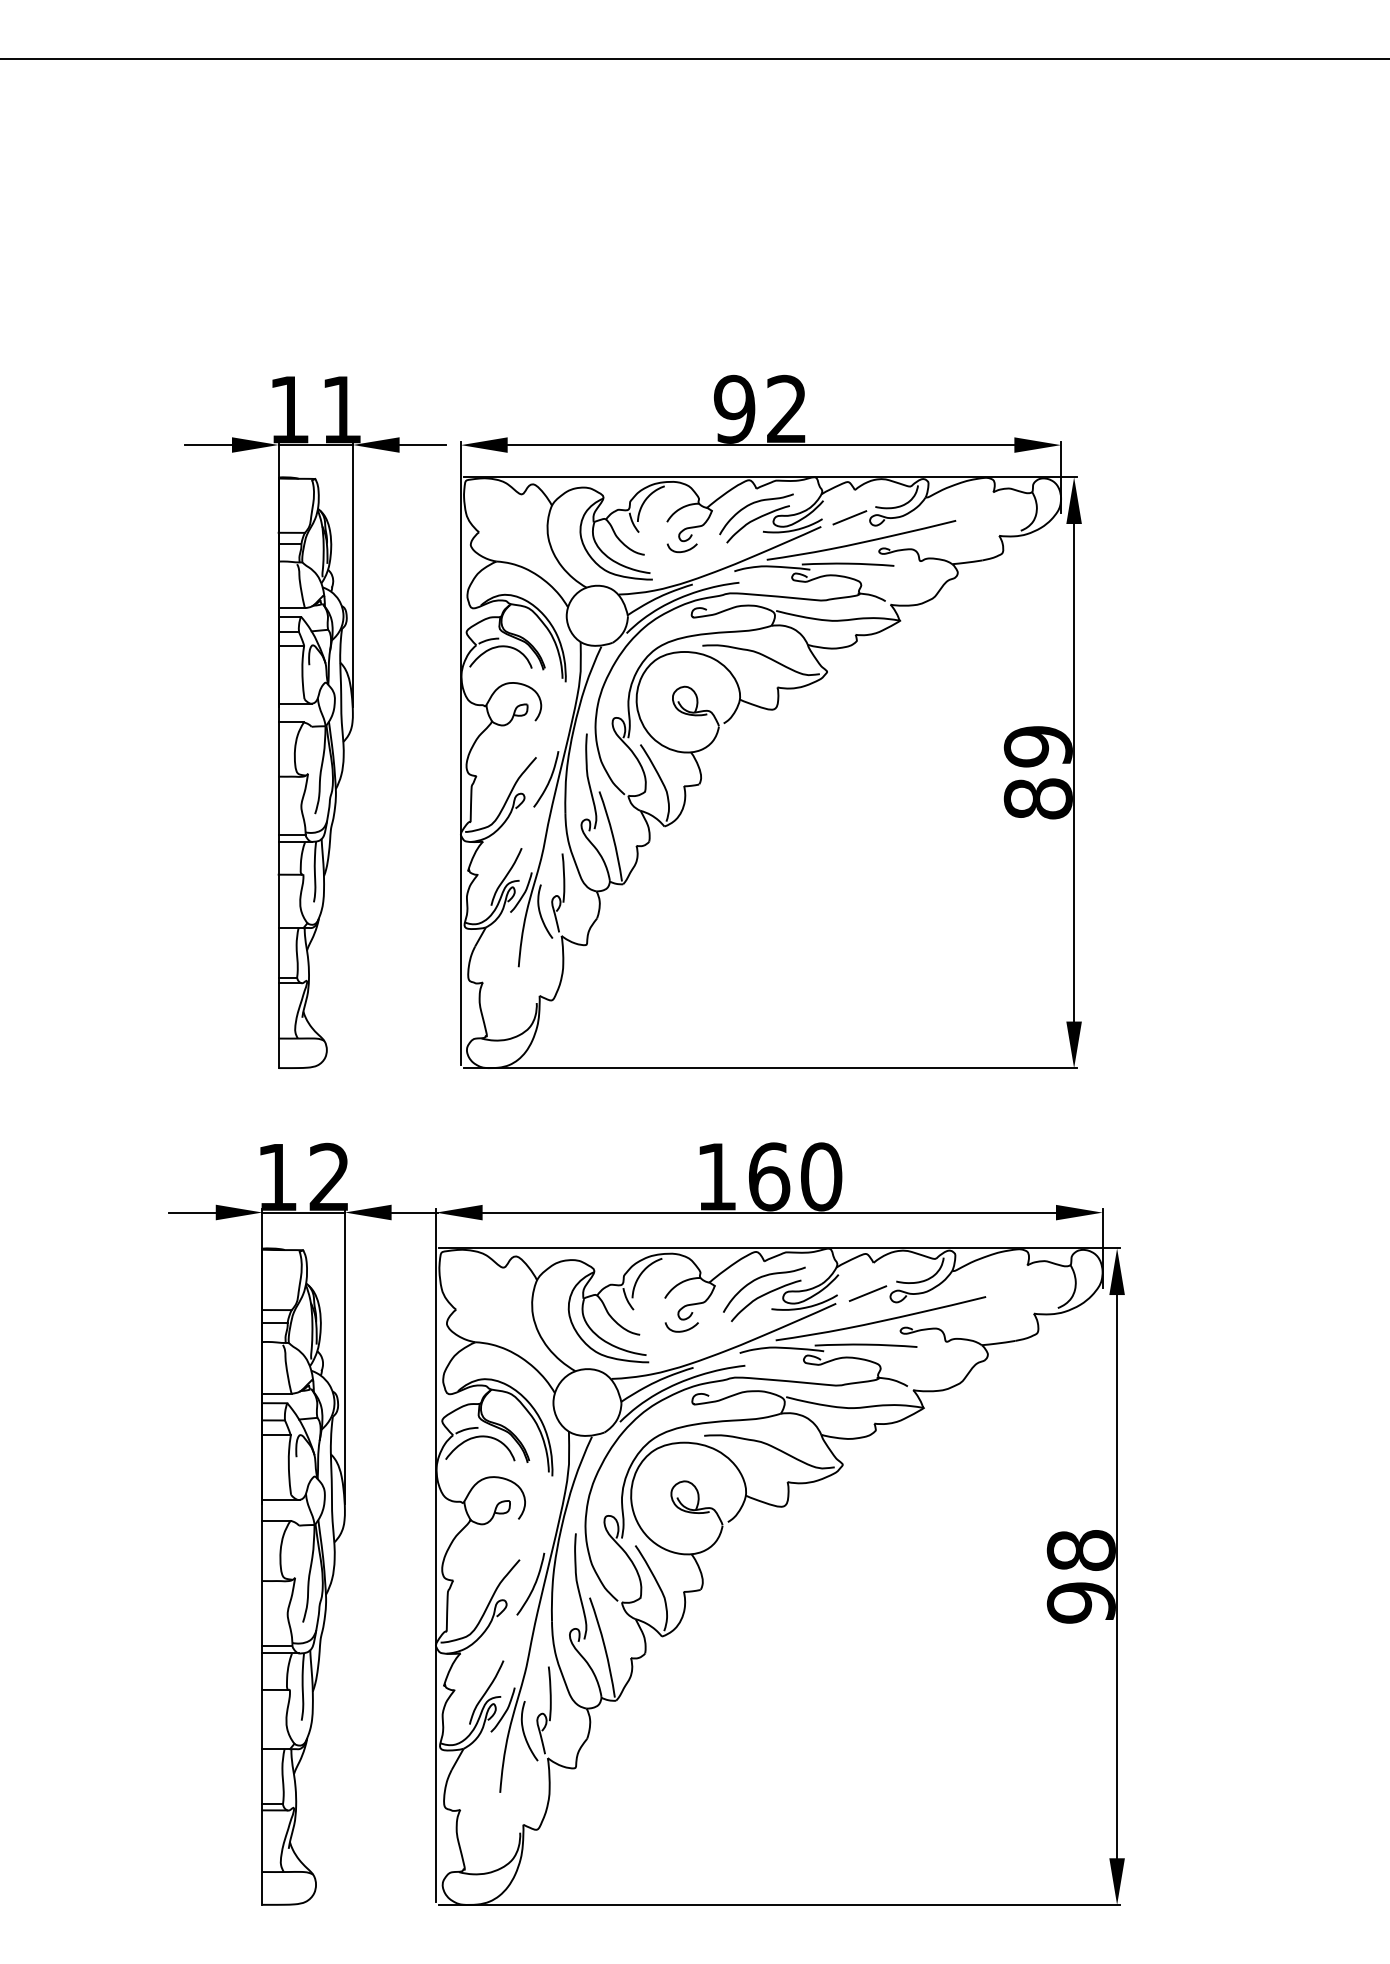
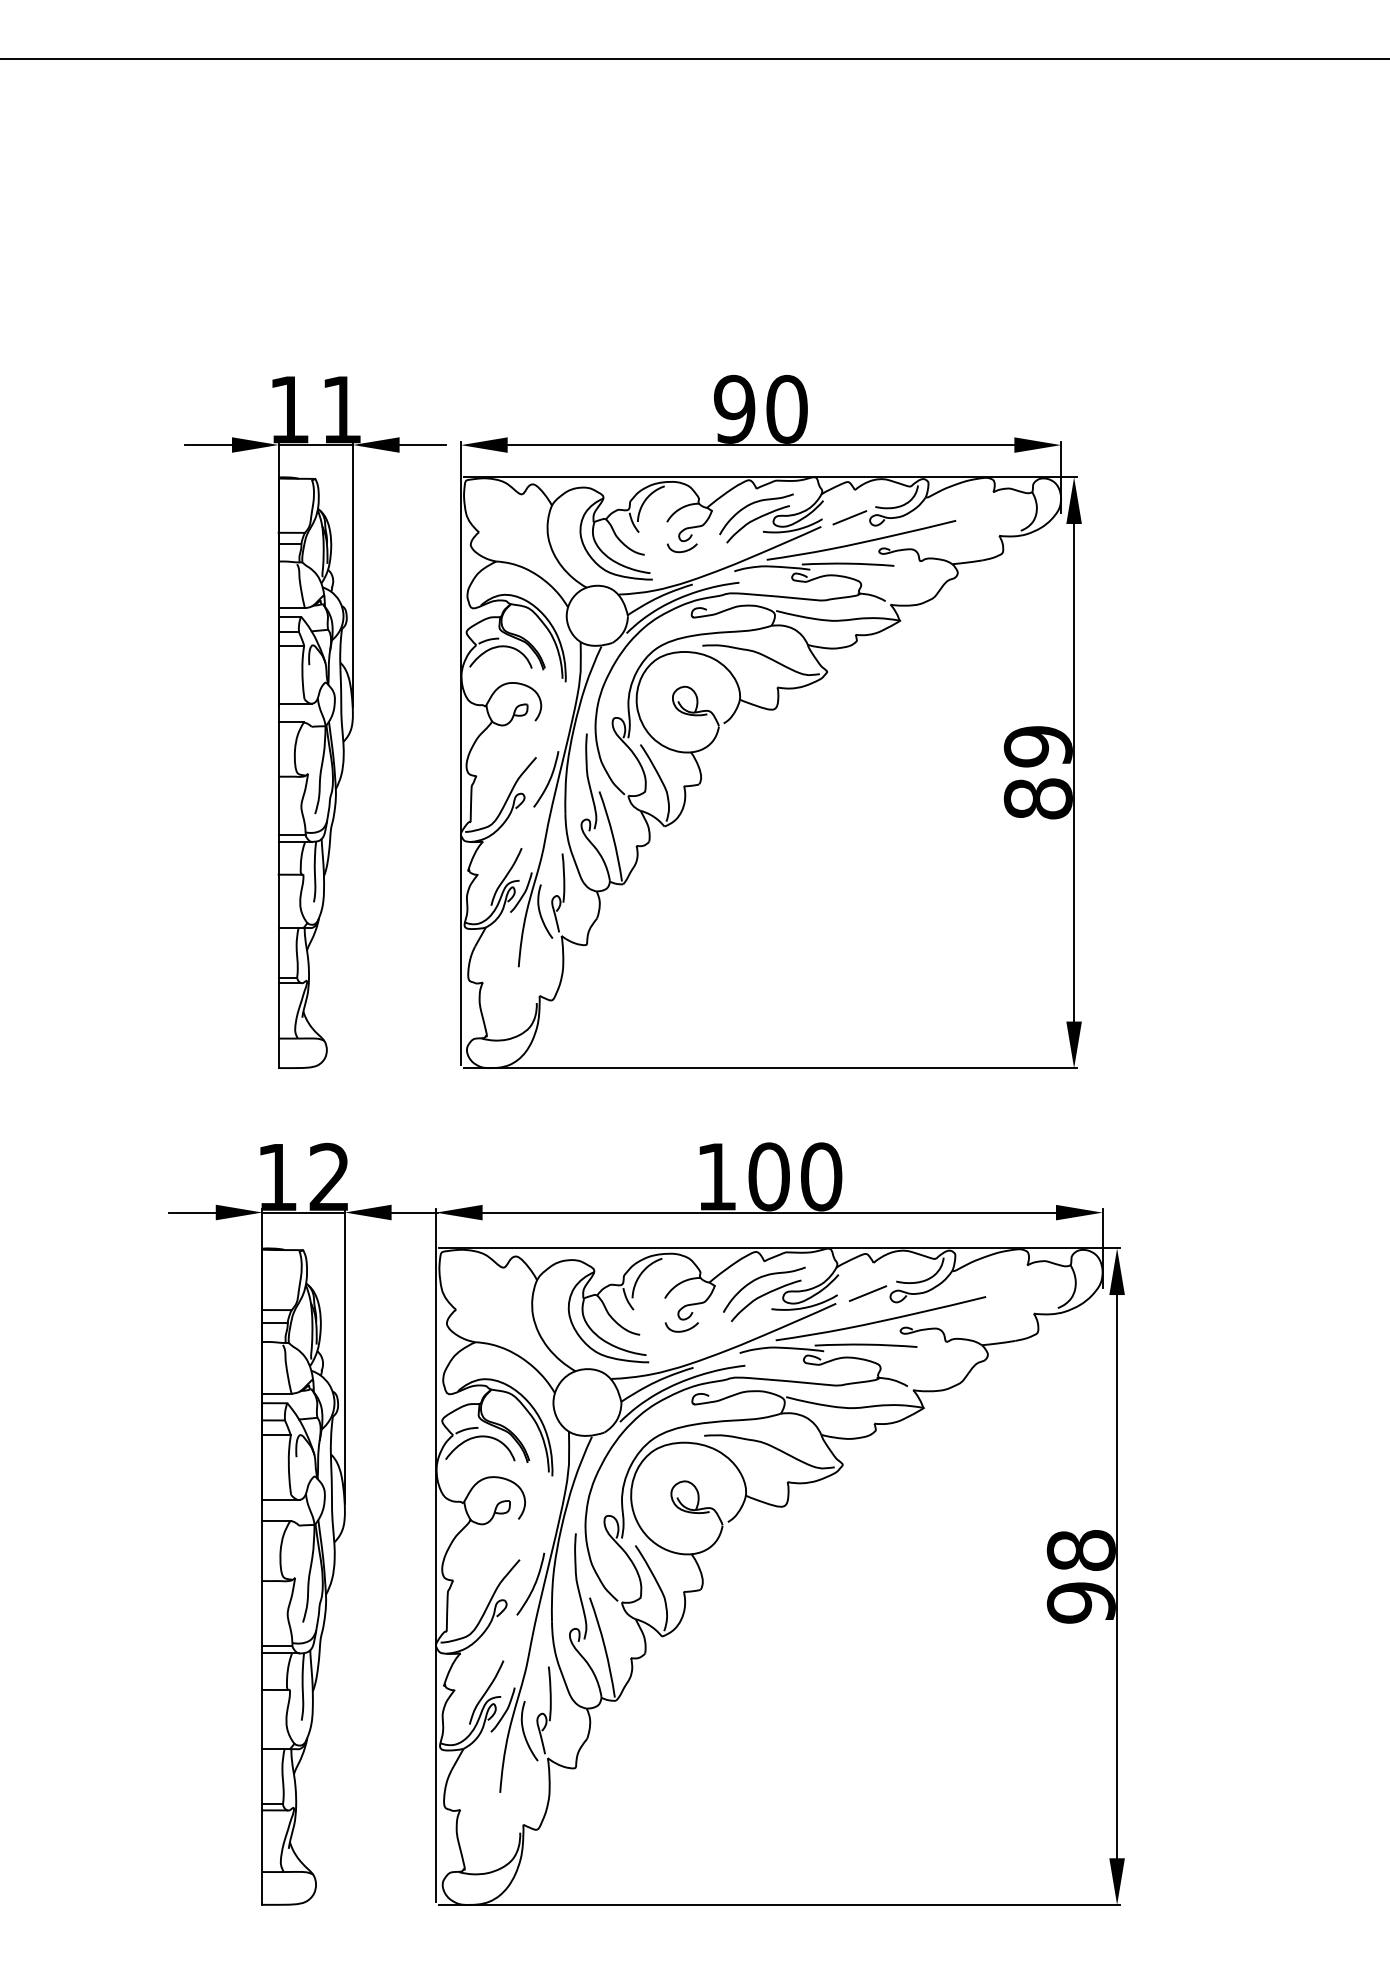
text: 92 -> 90 (786, 408)
text: 160 -> 100 (769, 1176)
